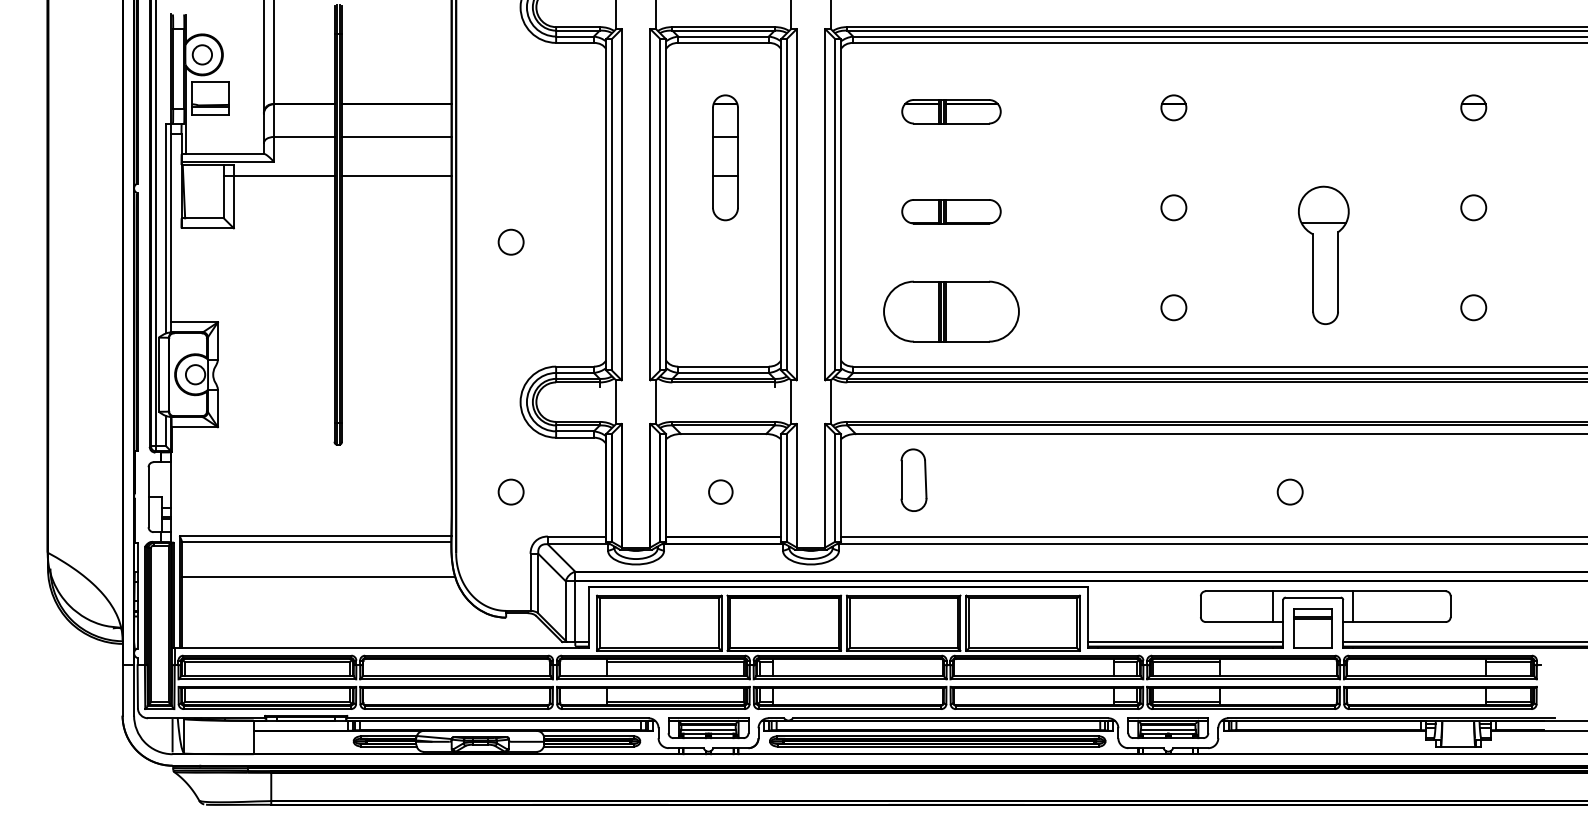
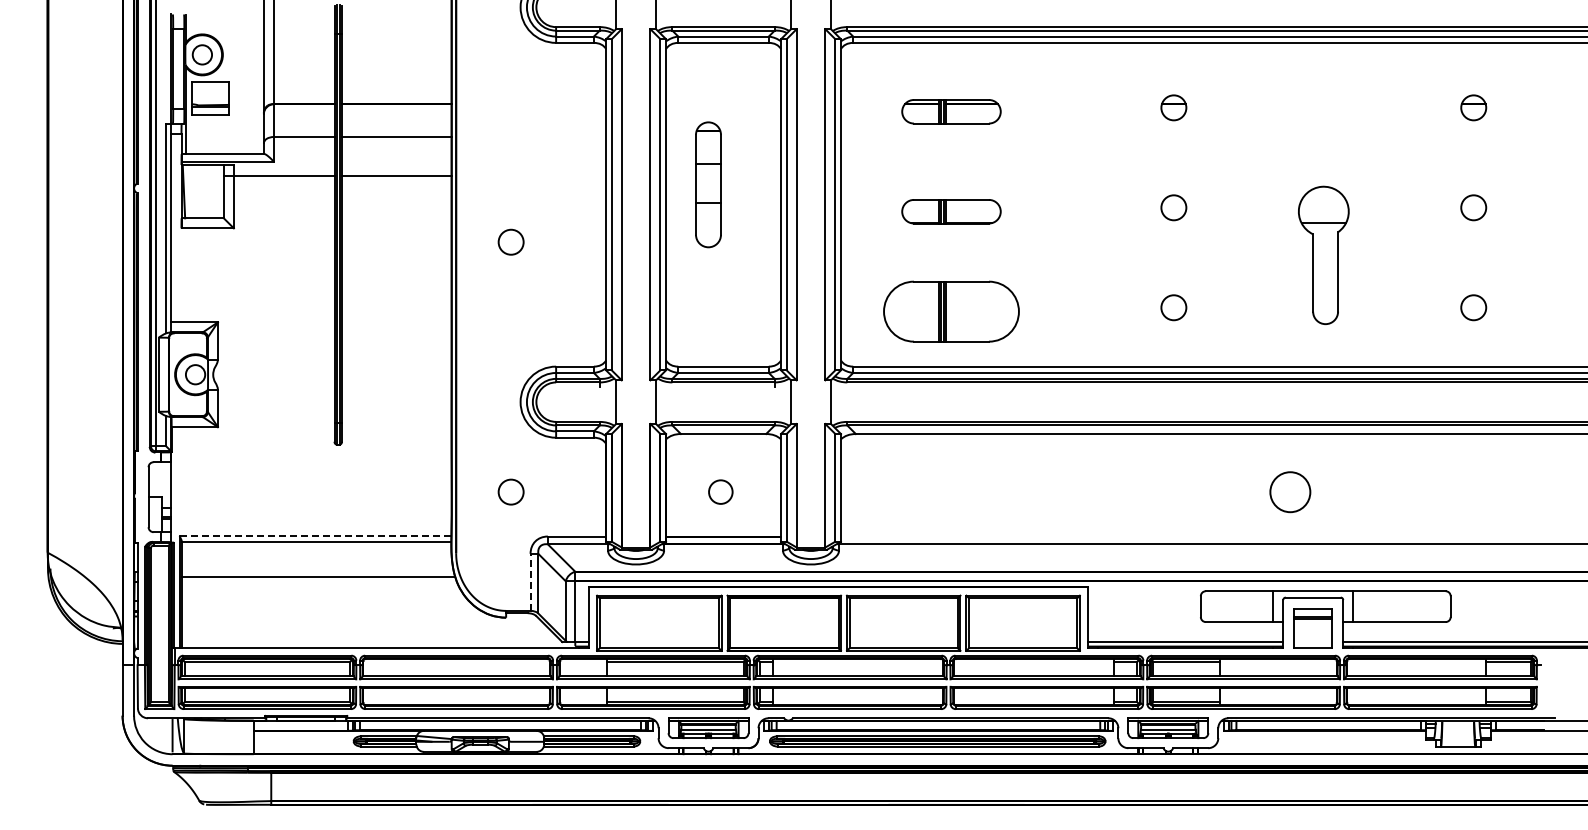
part position: (725, 157) -> (708, 184) (708, 184)
part: present -> none (913, 479)
circle size: 28x28 px -> 43x43 px (1290, 492)
line: solid -> dashed (315, 536)
line: present -> none (1212, 536)
line: solid -> dashed (530, 582)
